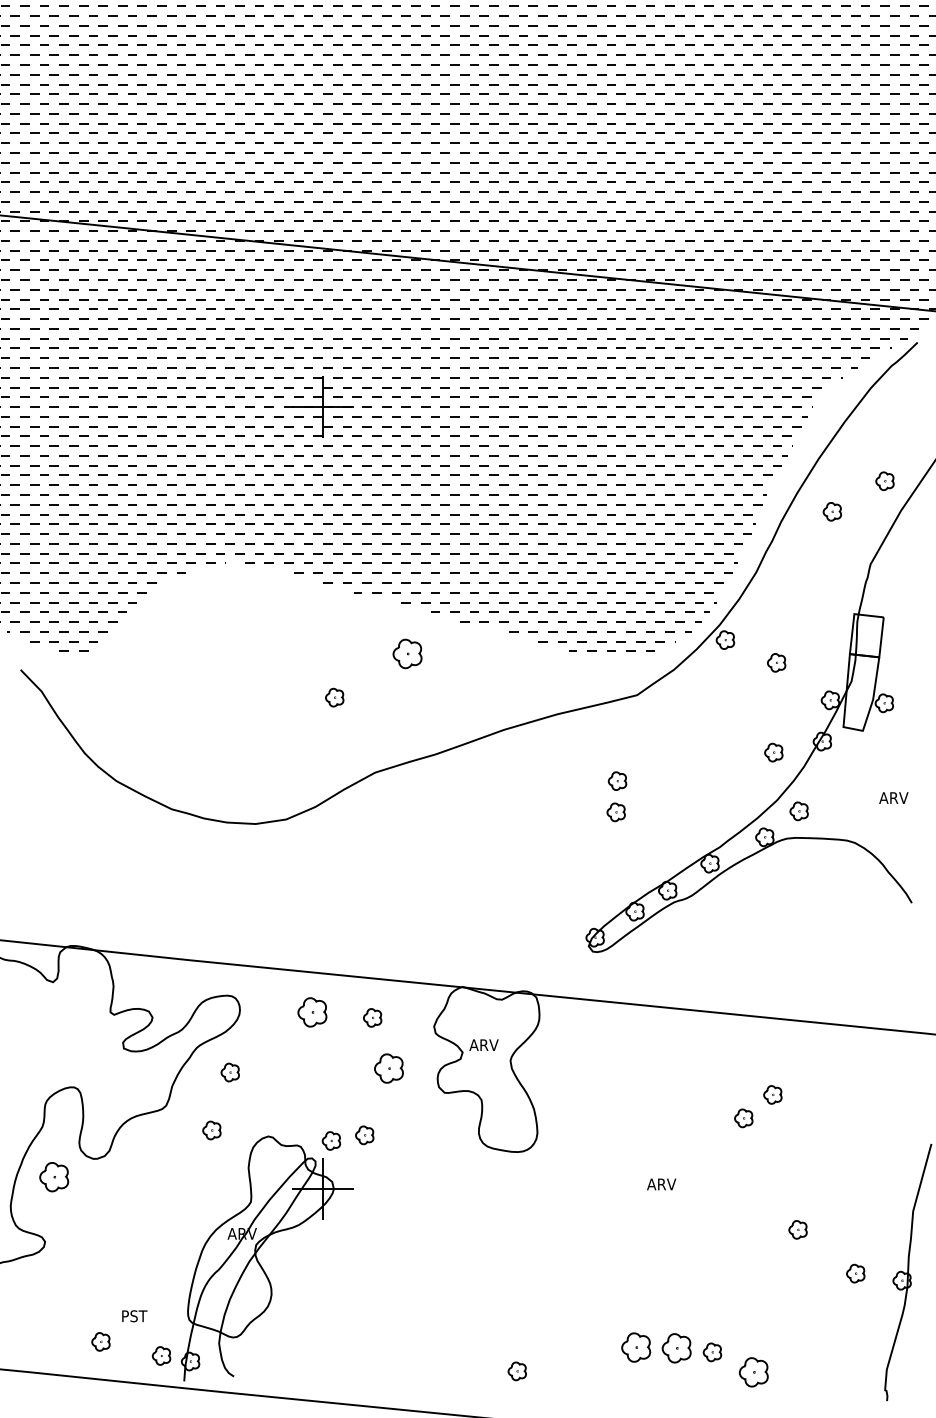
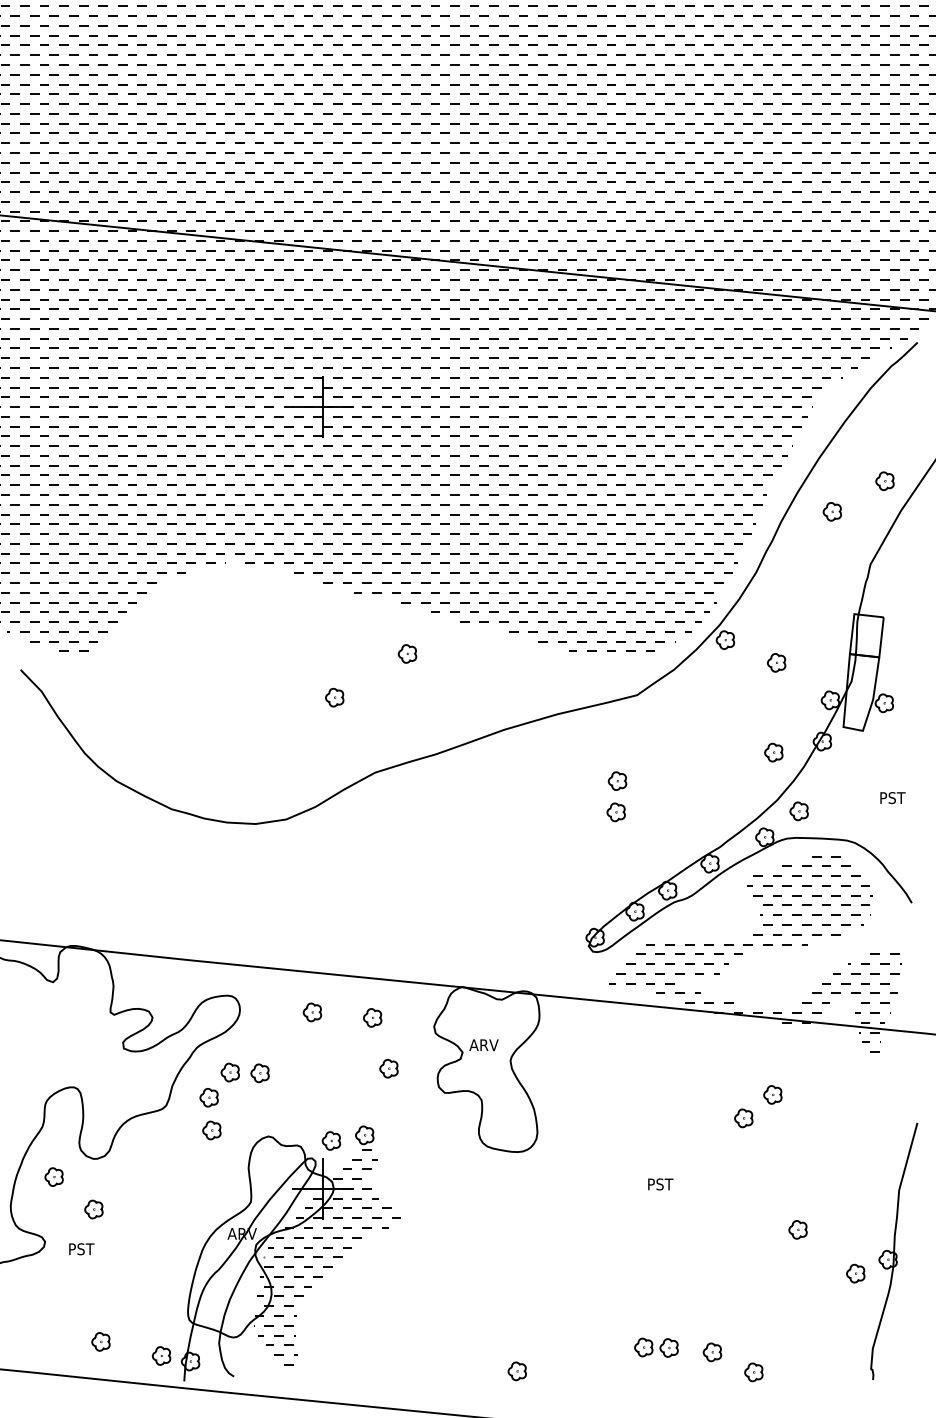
part size: 31x32 px -> 21x20 px (407, 653)
text: ARV -> PST (893, 798)
hatch: none -> present (754, 954)
part size: 31x31 px -> 21x21 px (312, 1012)
part size: 30x31 px -> 20x20 px (388, 1068)
part: none -> present (259, 1073)
part: none -> present (208, 1097)
part size: 31x31 px -> 20x20 px (53, 1176)
text: ARV -> PST (661, 1184)
part: none -> present (93, 1209)
hatch: none -> present (327, 1256)
part position: (908, 1271) -> (894, 1250) (894, 1250)
text position: (134, 1316) -> (81, 1249) (81, 1249)
part size: 71x32 px -> 45x21 px (656, 1347)
part size: 31x31 px -> 20x21 px (753, 1372)
